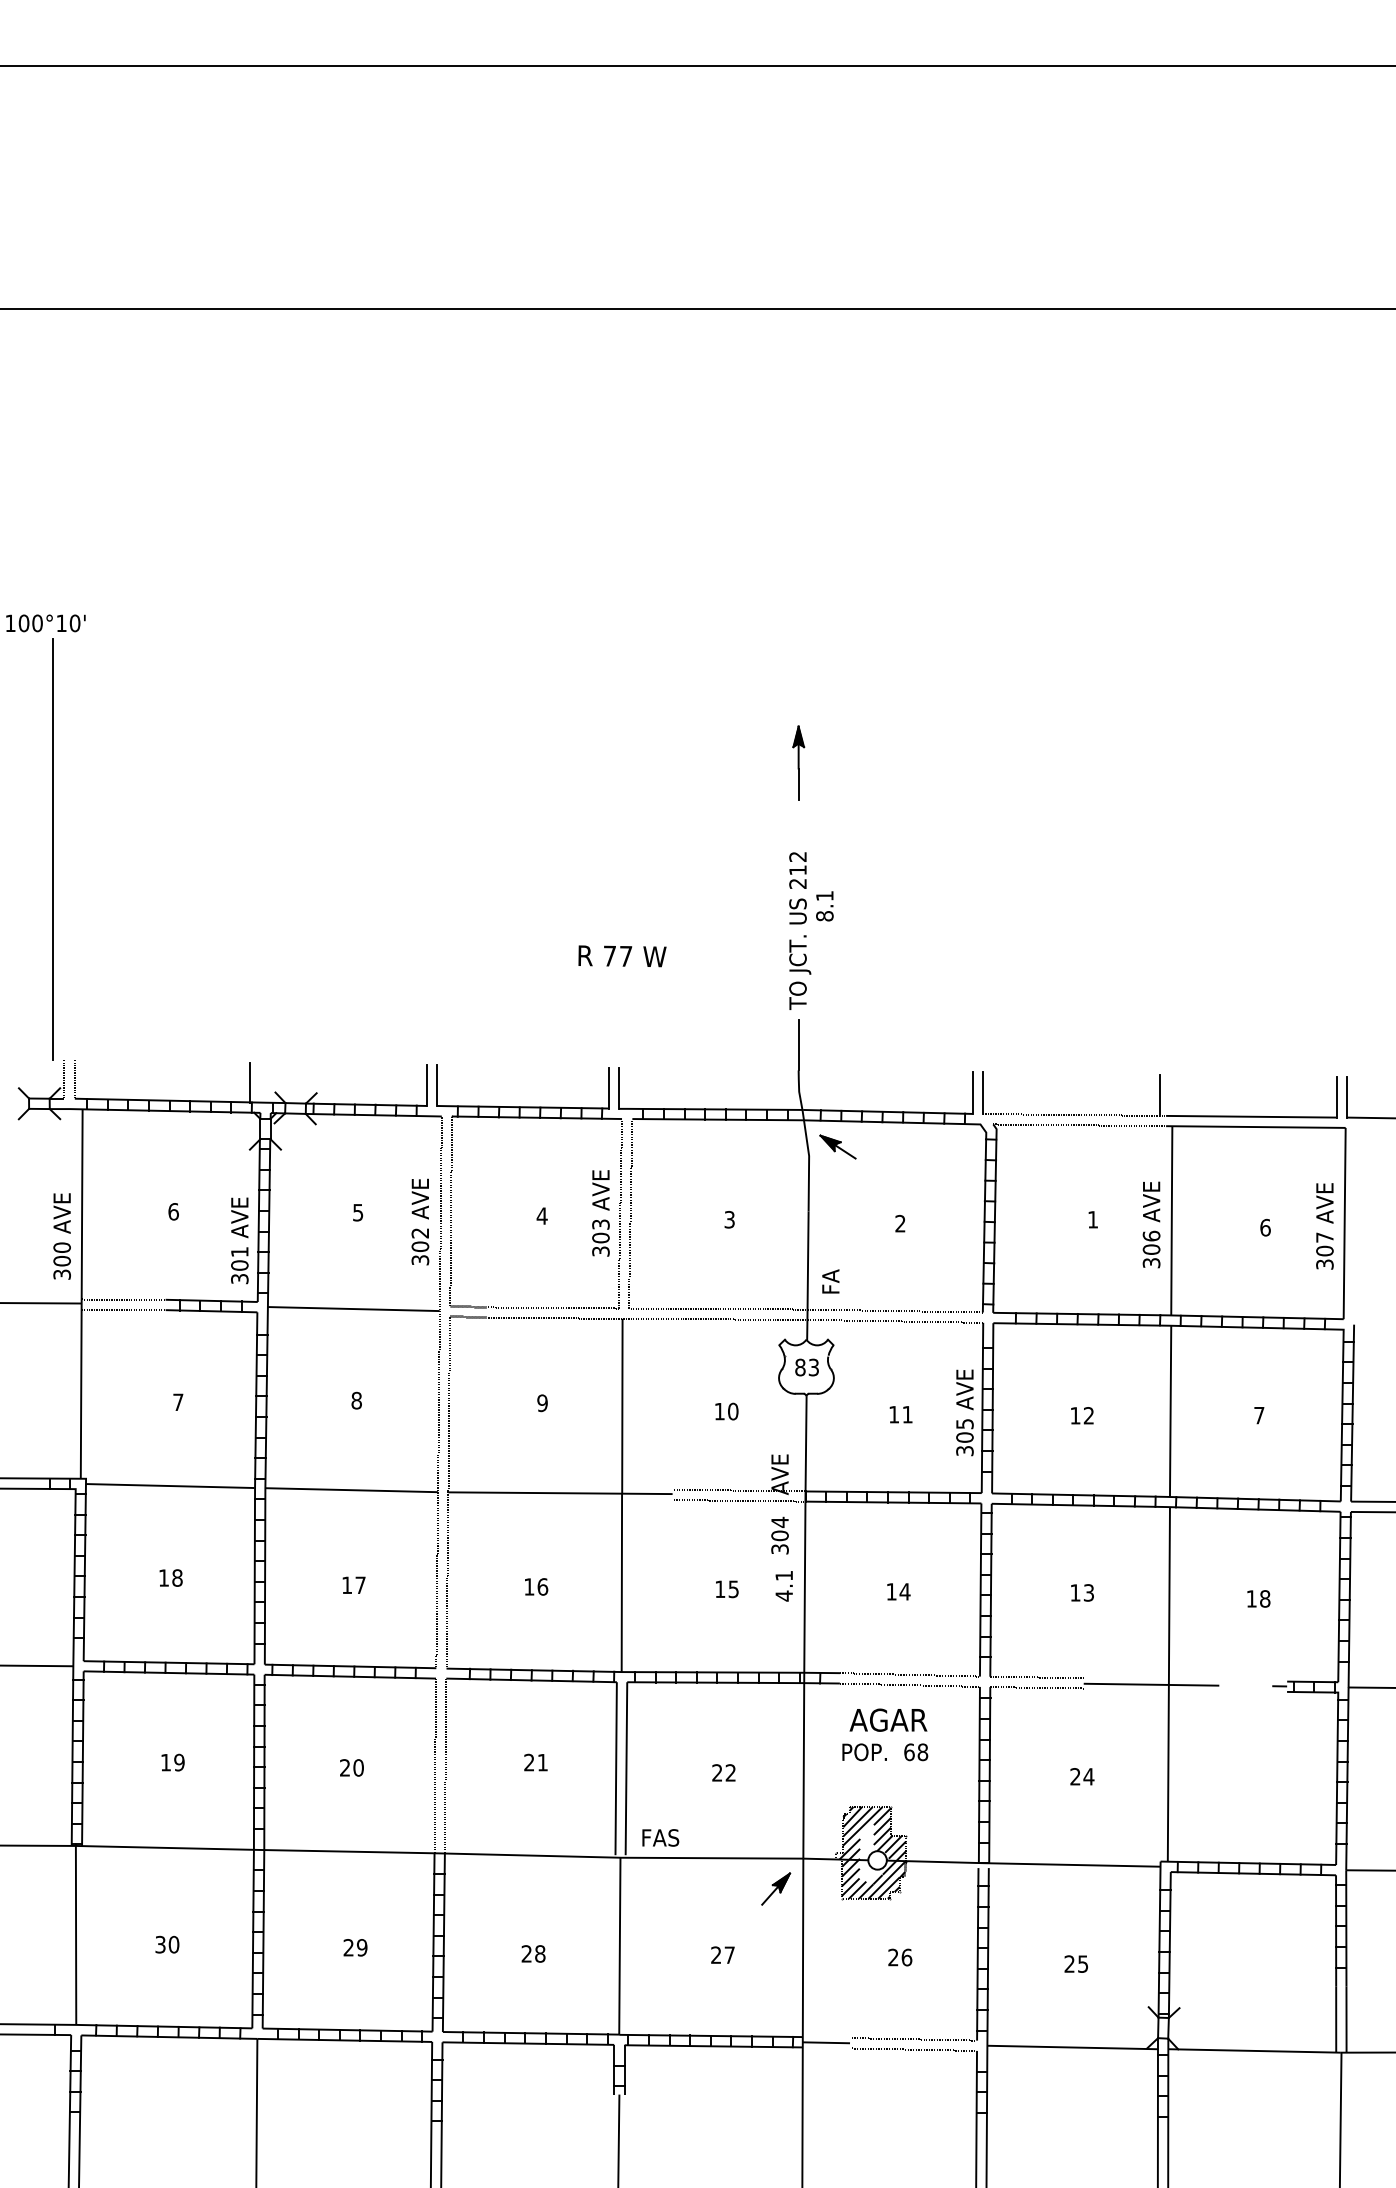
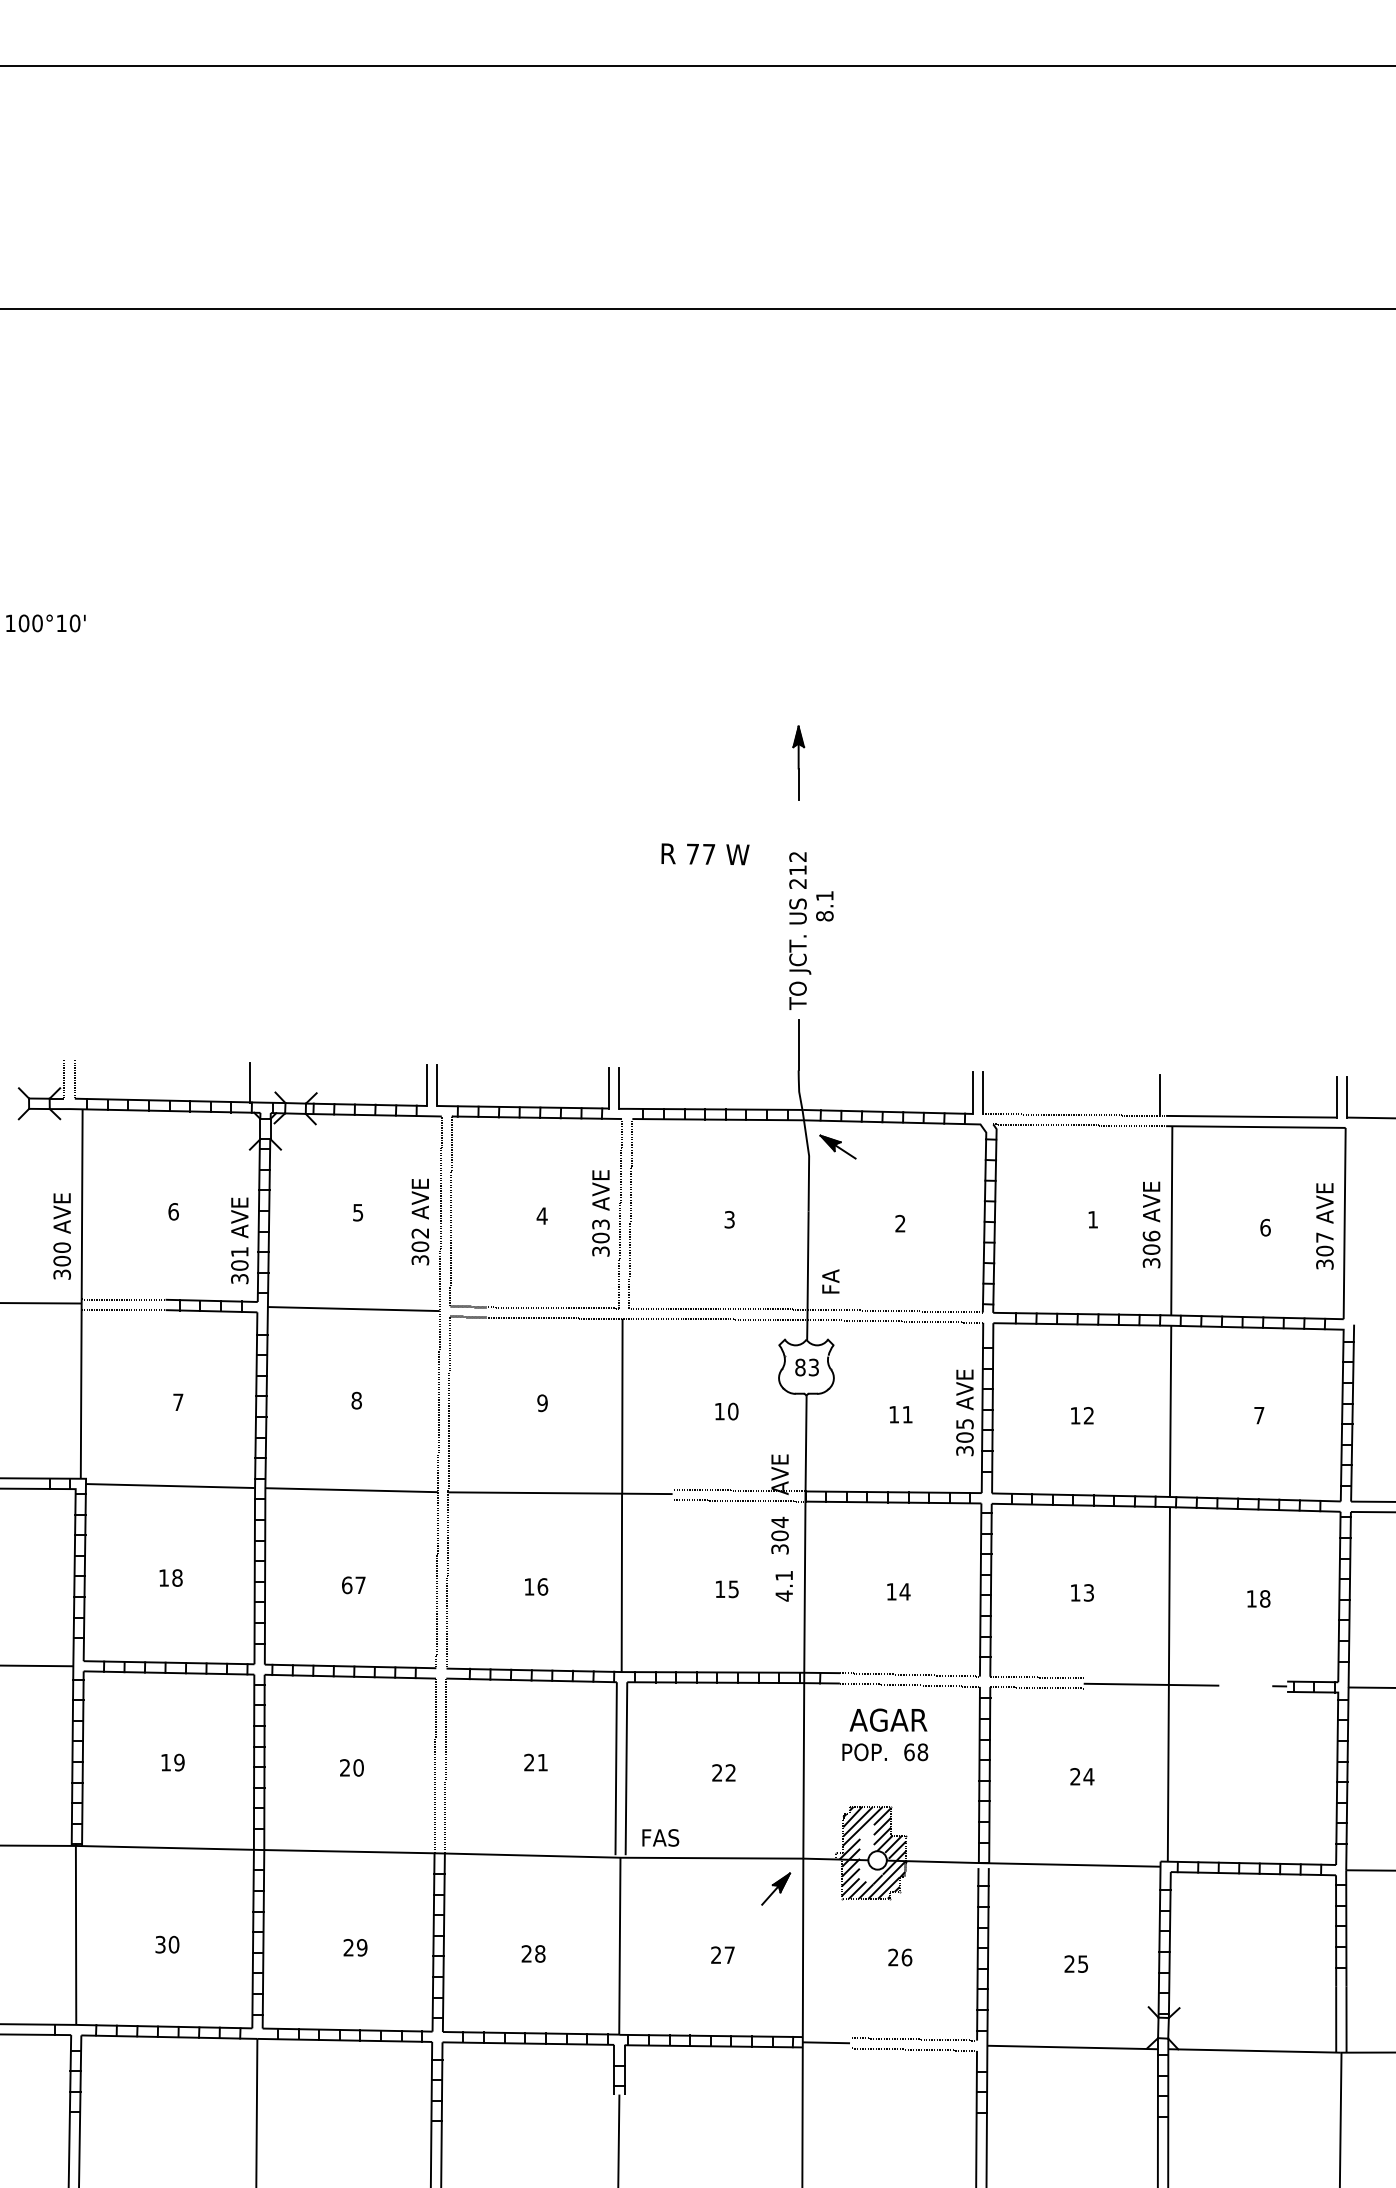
line: present -> none (53, 849)
text position: (622, 956) -> (705, 854) (705, 854)
text: 17 -> 67 (347, 1585)
